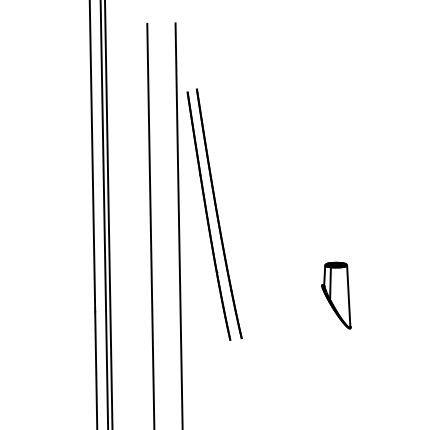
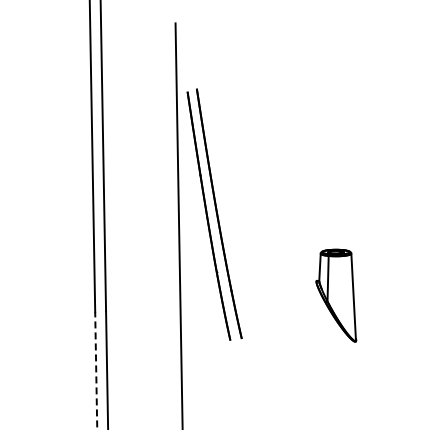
line: present -> none (108, 214)
line: present -> none (150, 224)
part size: 31x69 px -> 43x95 px (336, 295)
line: solid -> dashed (96, 370)
